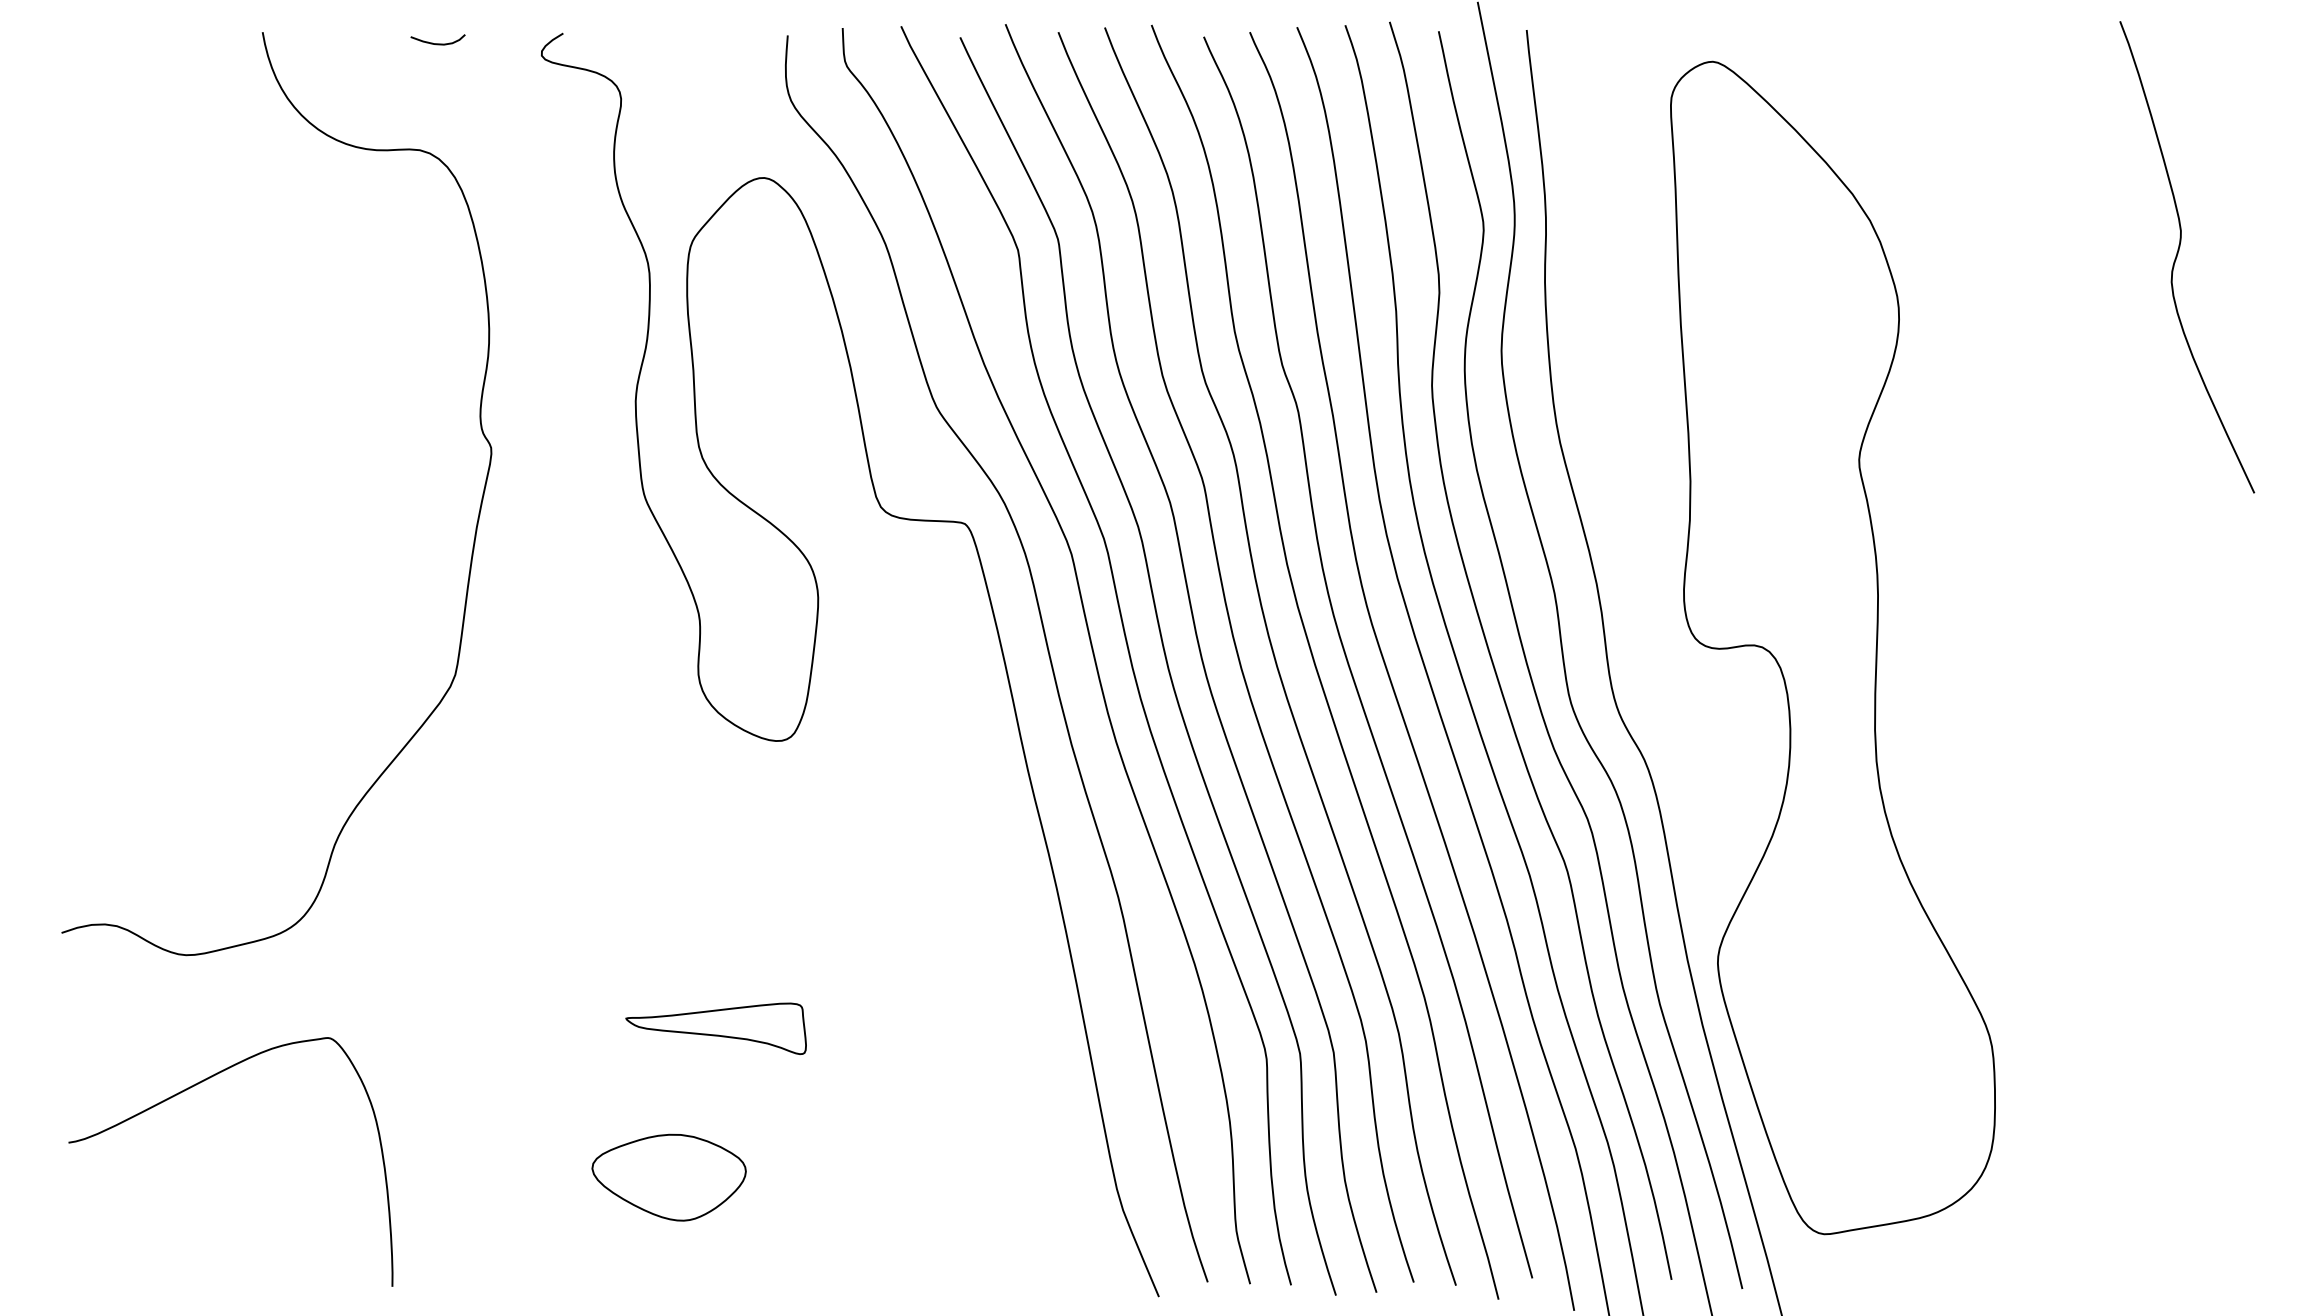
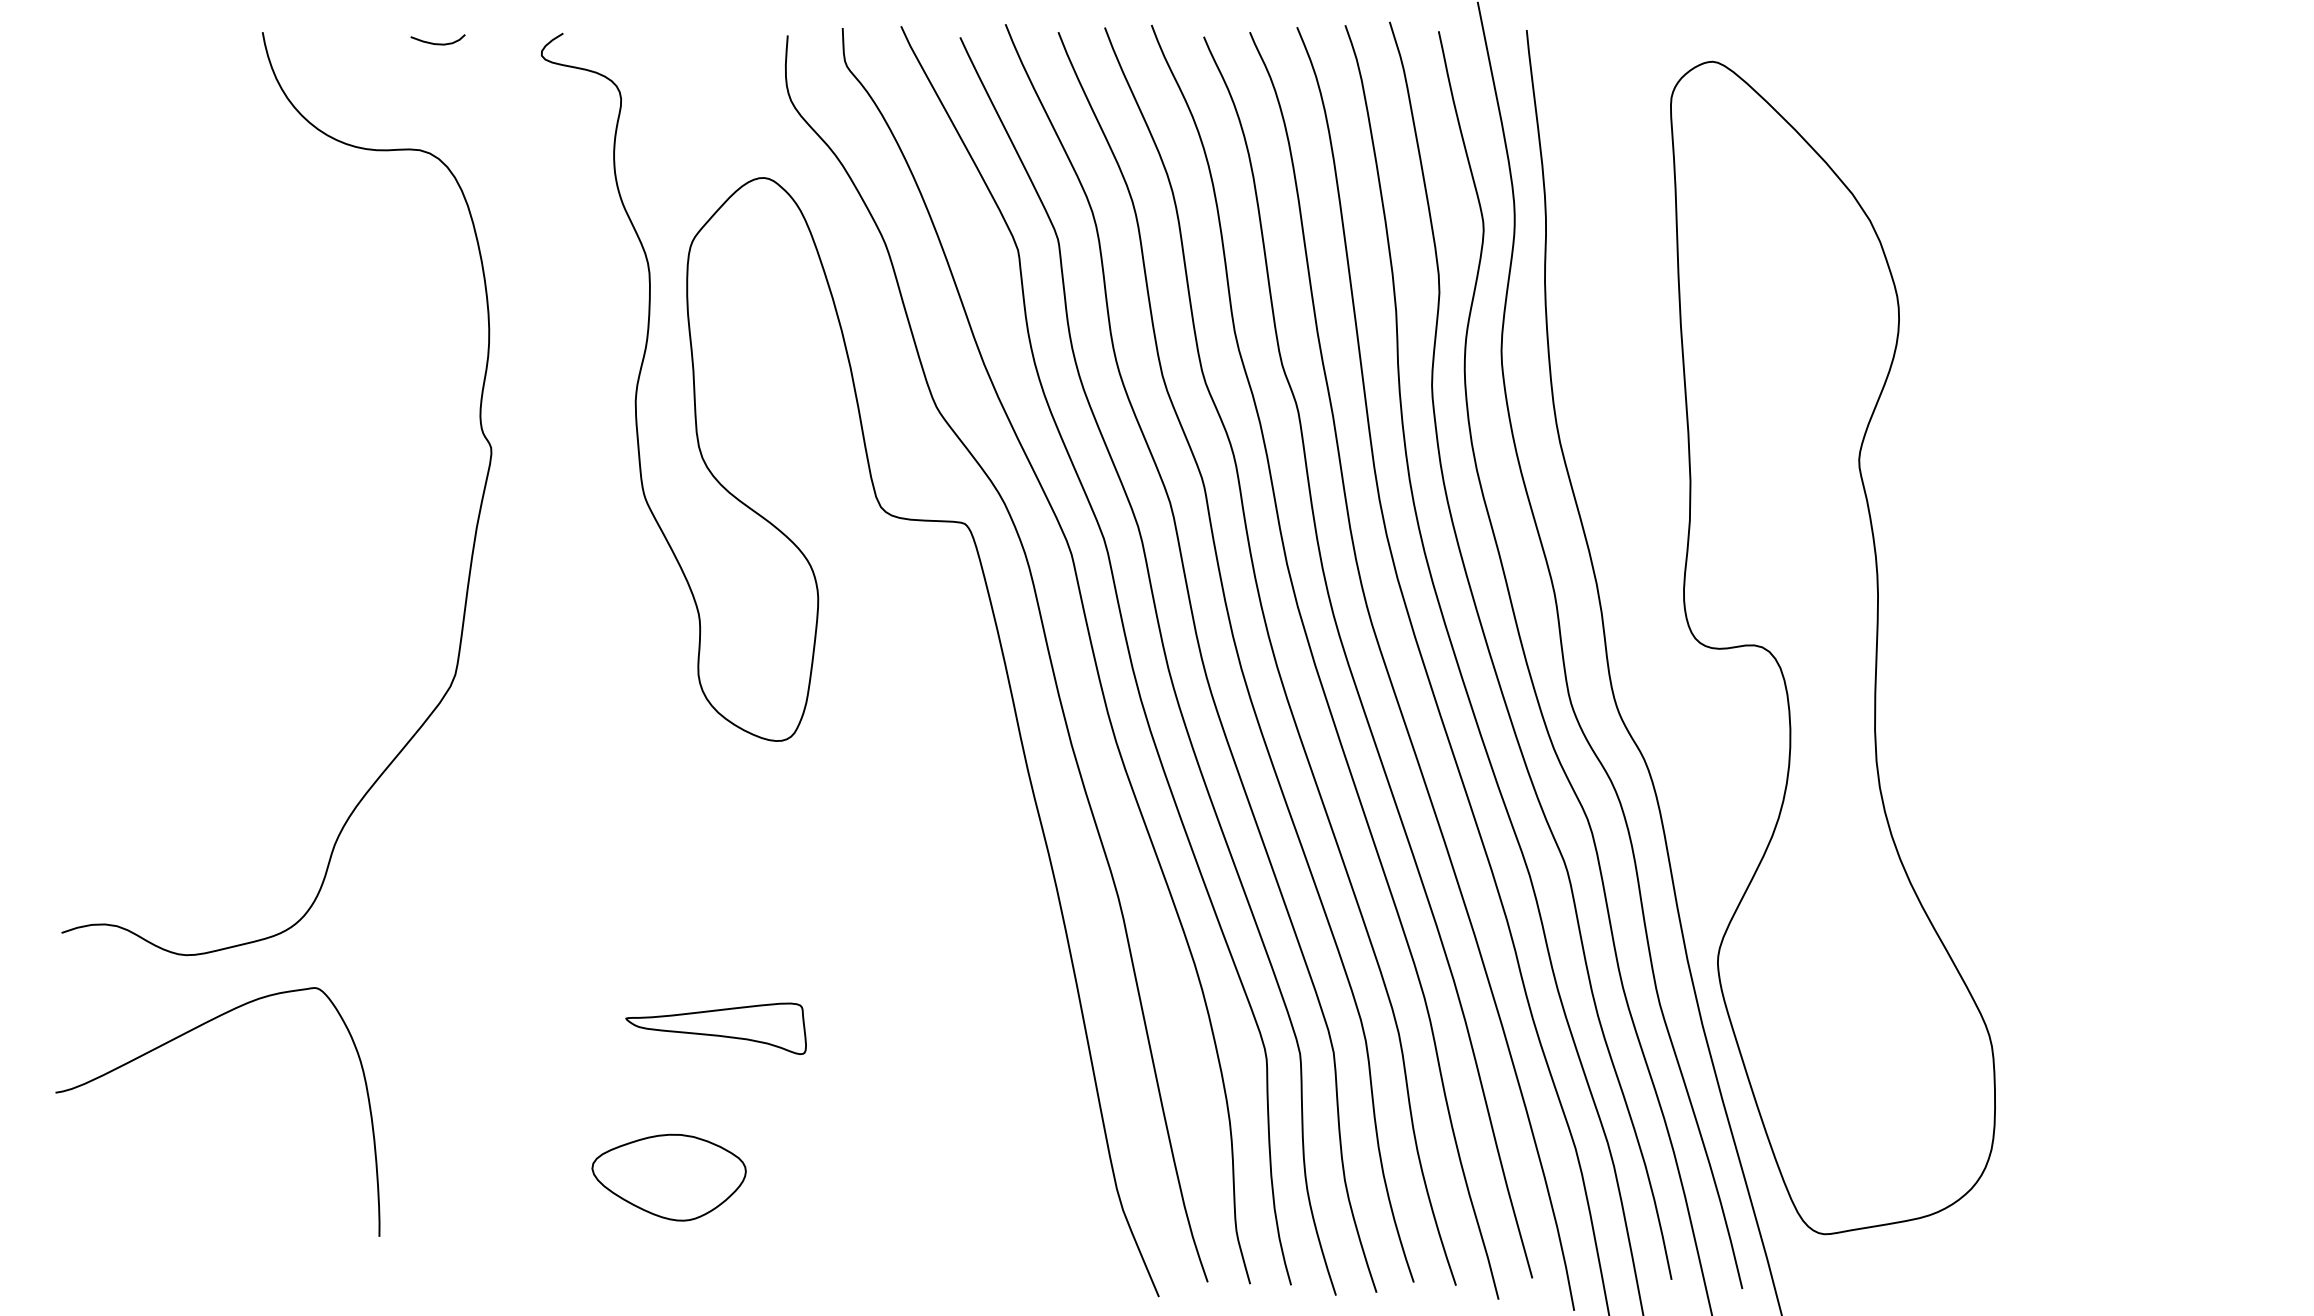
curve: present -> none (2178, 254)
curve position: (192, 1087) -> (179, 1037) (179, 1037)
